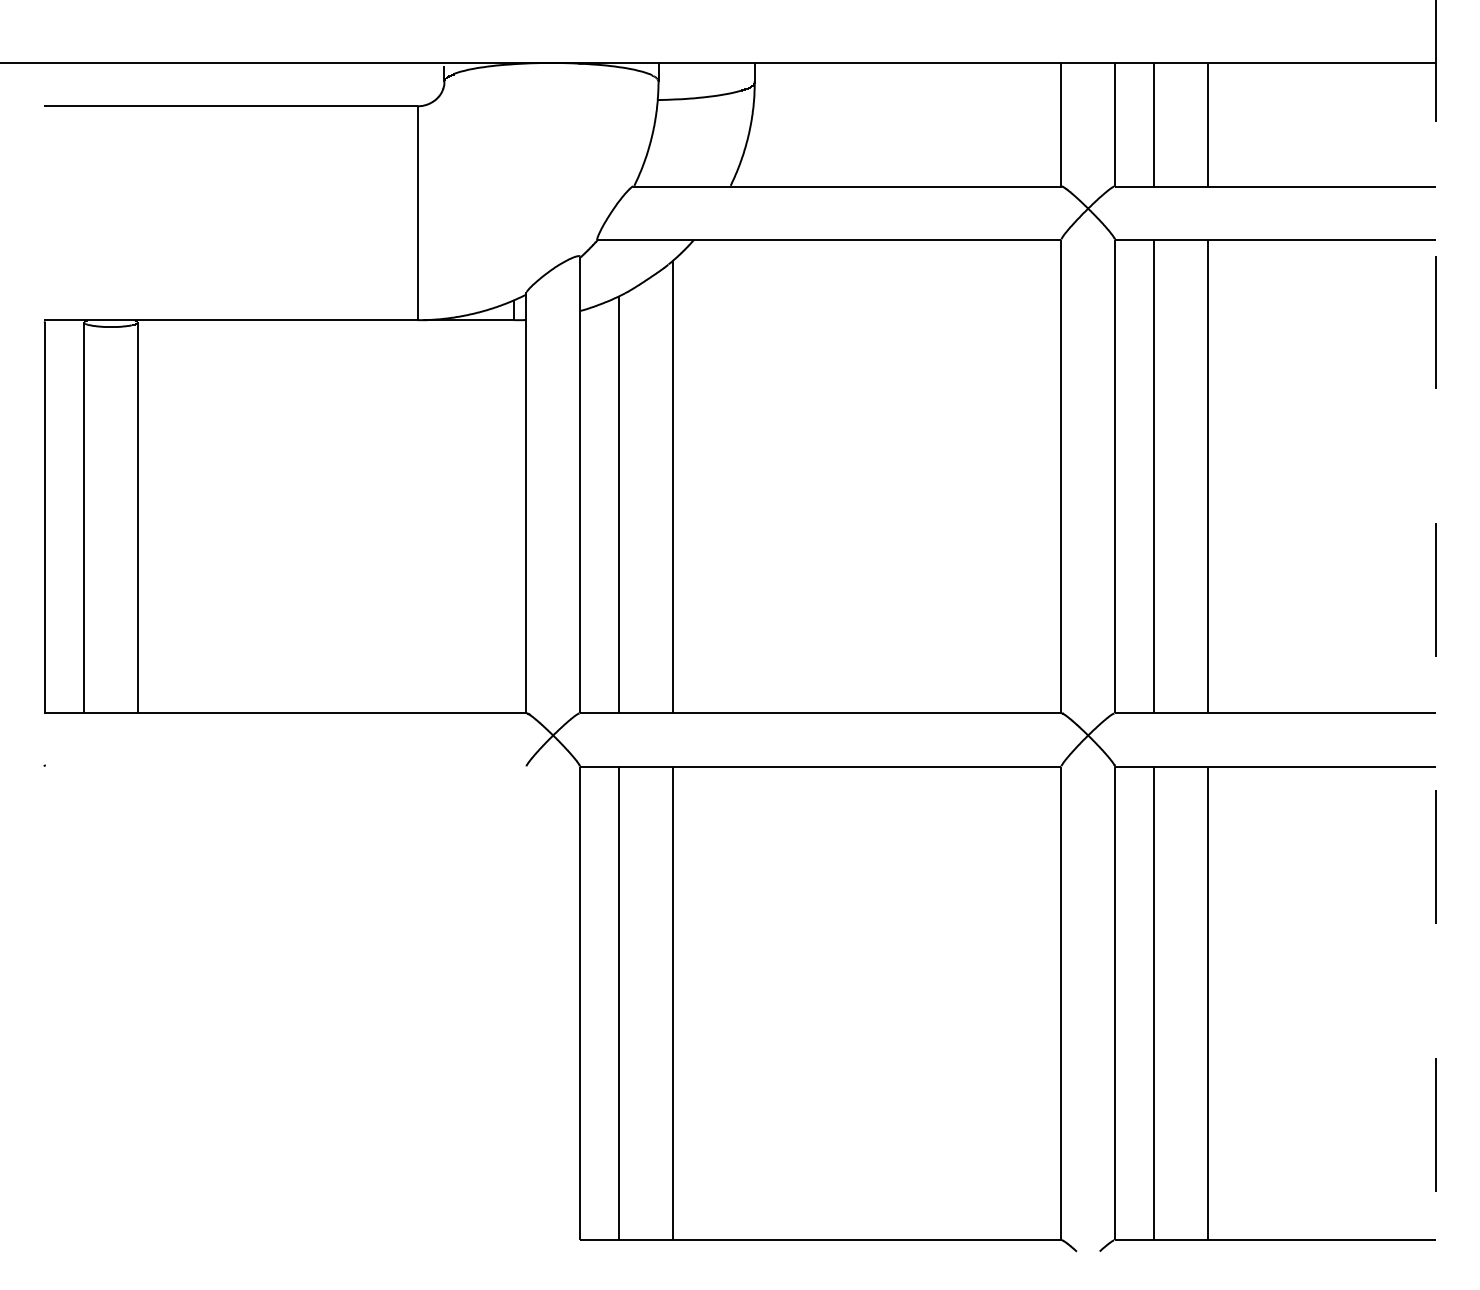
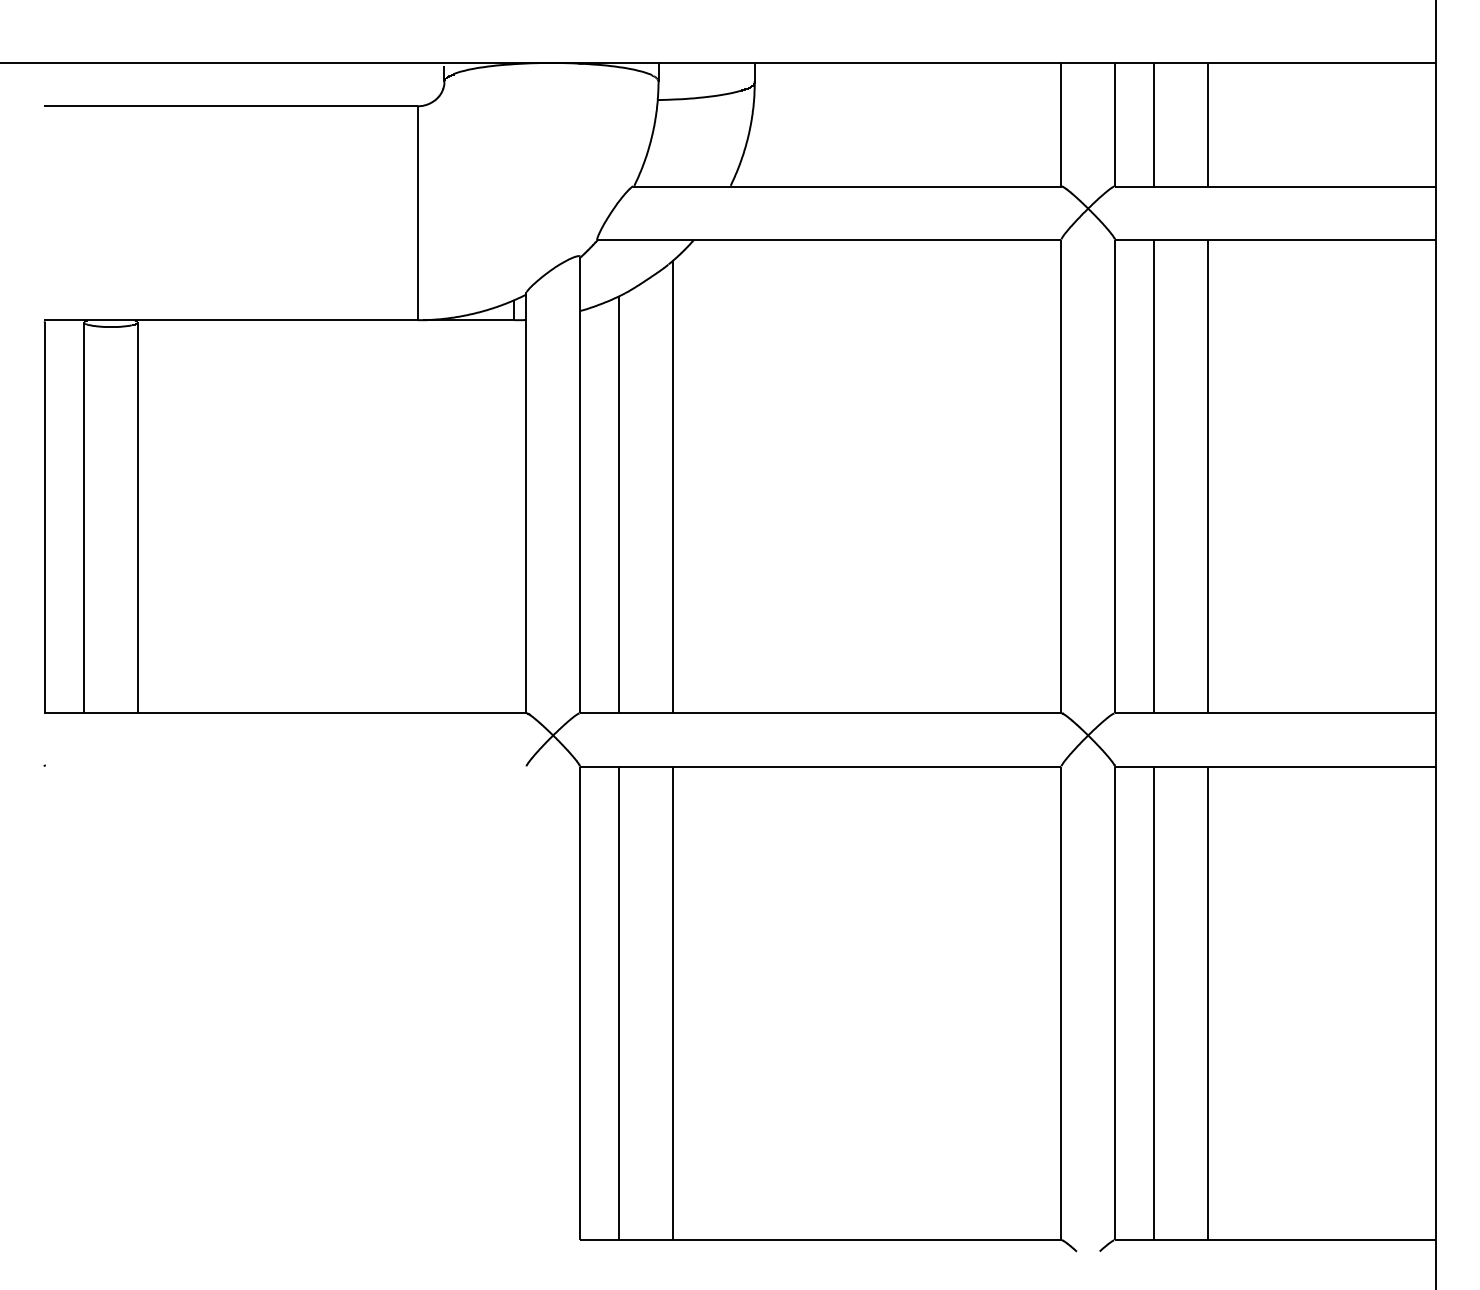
line: dashed -> solid (1435, 645)
